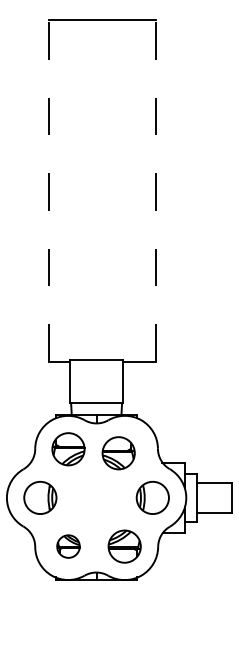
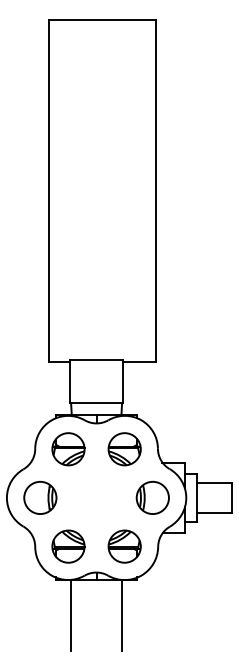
line: dashed -> solid (49, 190)
line: dashed -> solid (155, 190)
part position: (118, 453) -> (124, 449) (124, 449)
part size: 25x25 px -> 35x35 px (68, 546)
line: none -> present (71, 615)
line: none -> present (122, 615)
